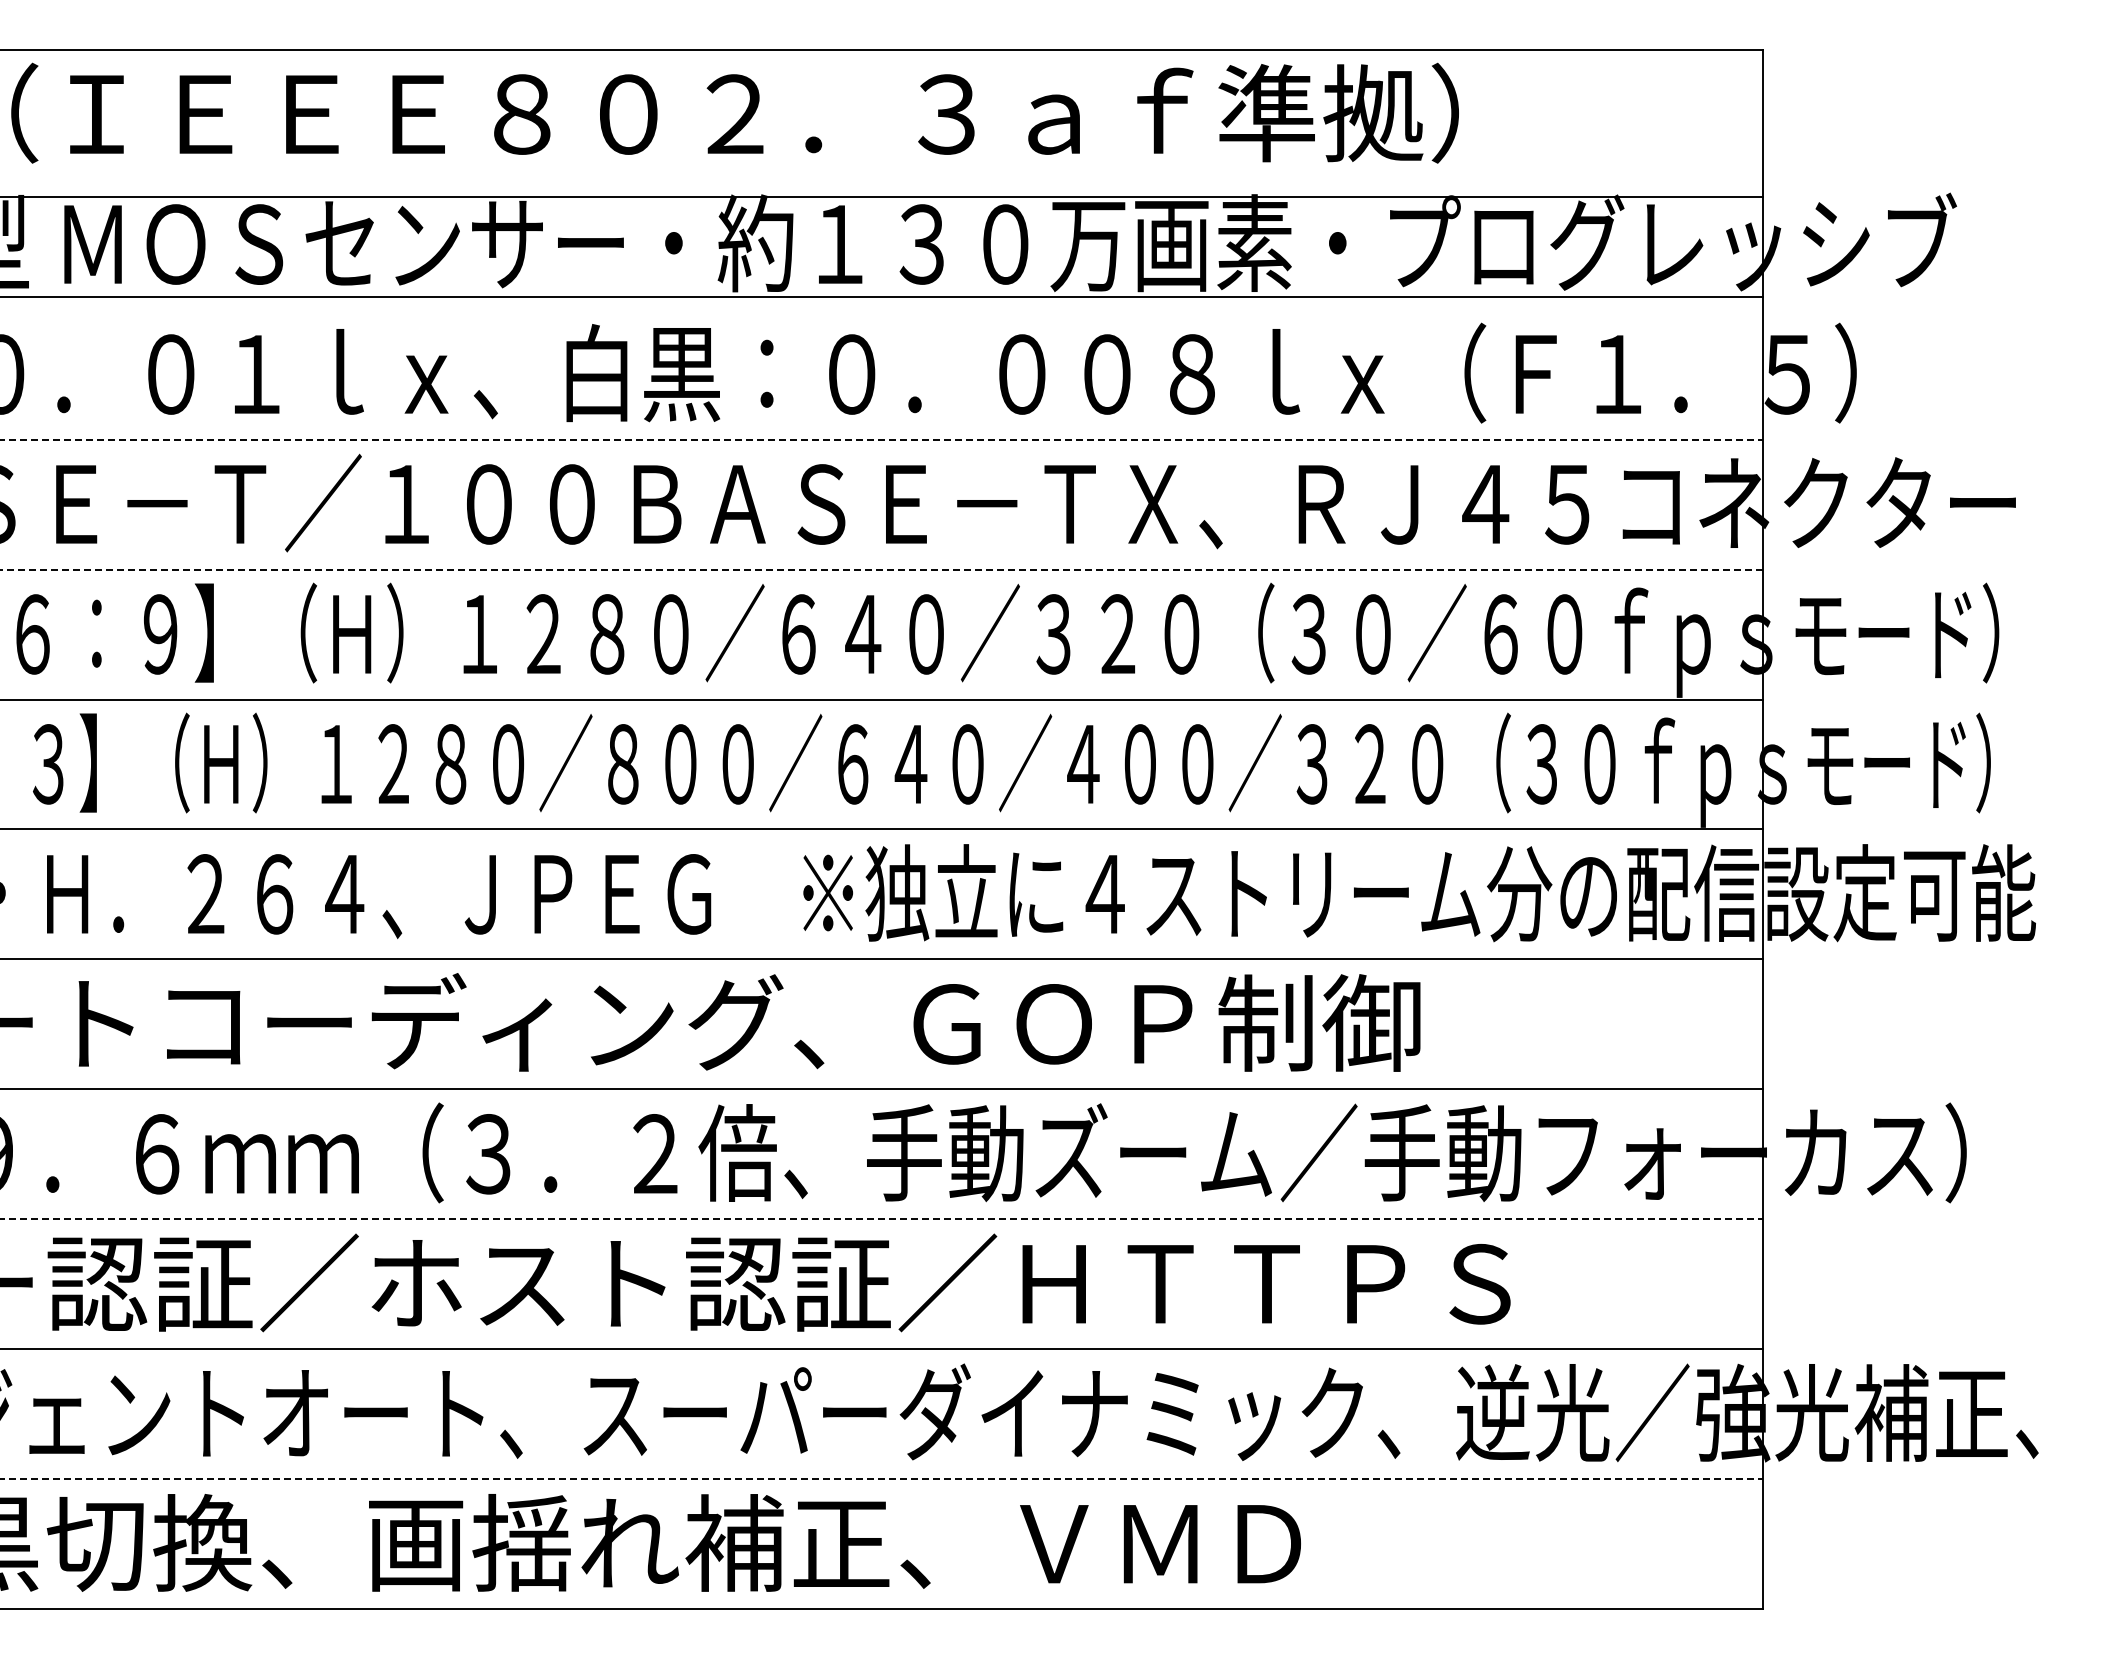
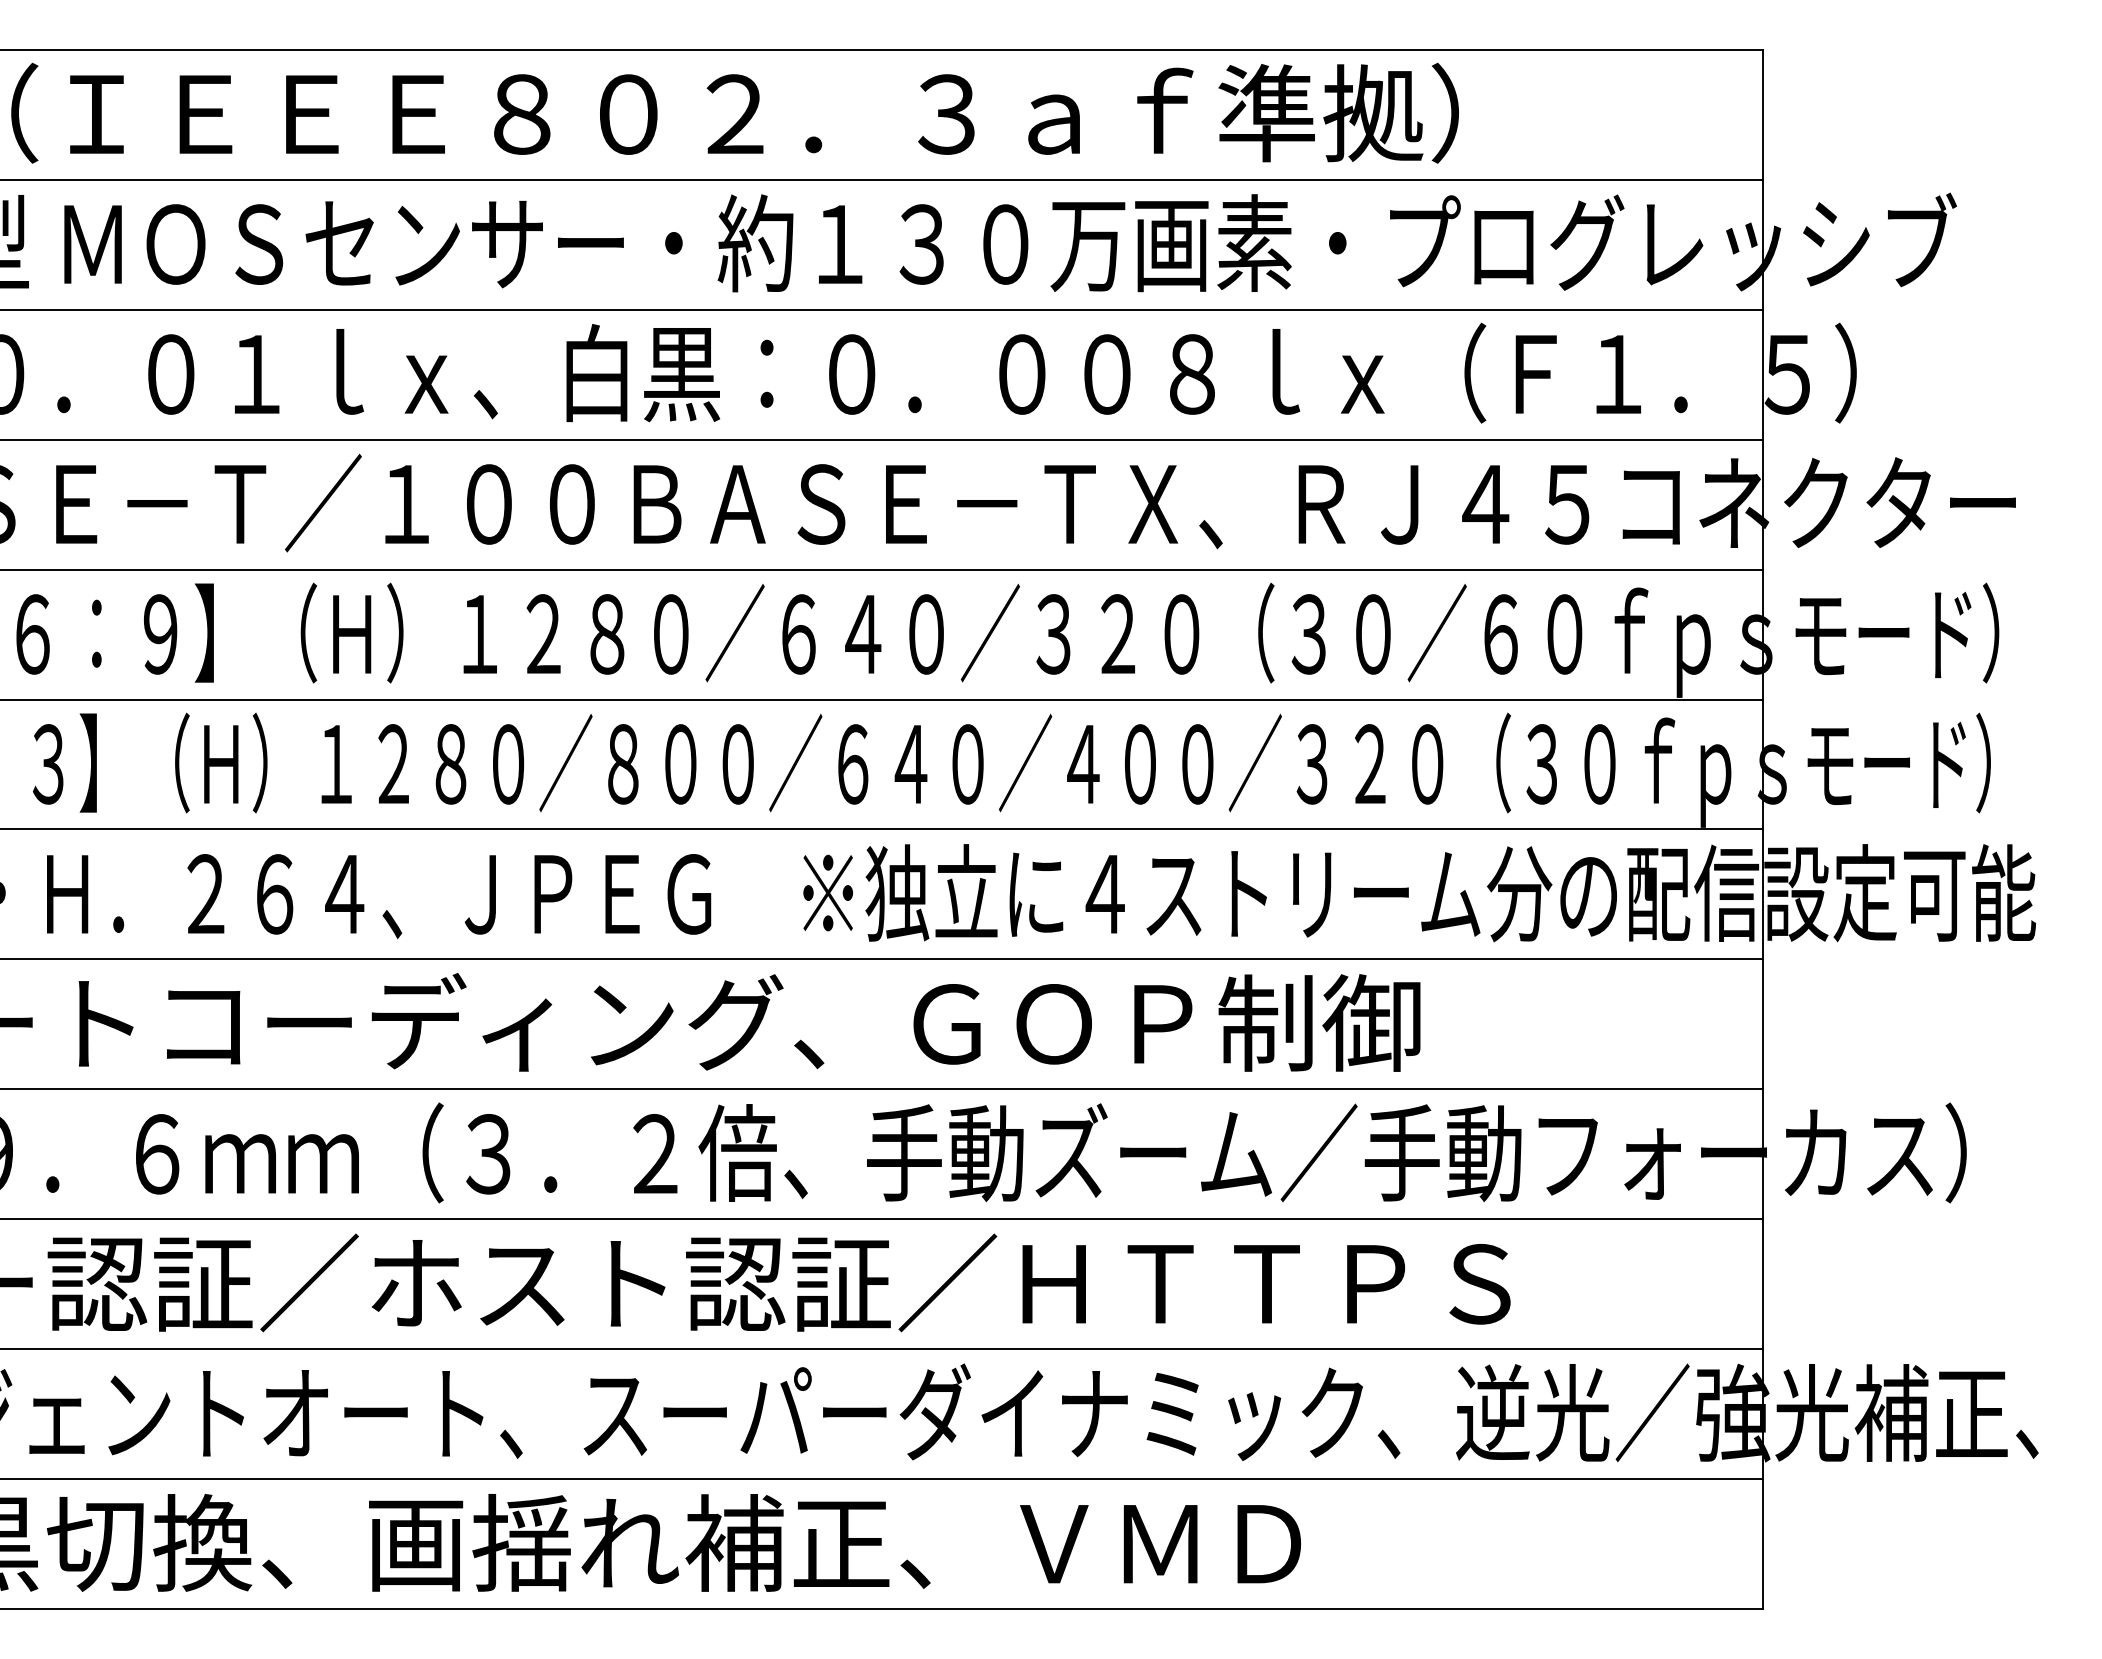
line position: (882, 196) -> (882, 179) (882, 179)
line position: (882, 296) -> (882, 309) (882, 309)
line: dashed -> solid (881, 439)
line: dashed -> solid (880, 569)
line: dashed -> solid (881, 1219)
line: dashed -> solid (881, 1479)
